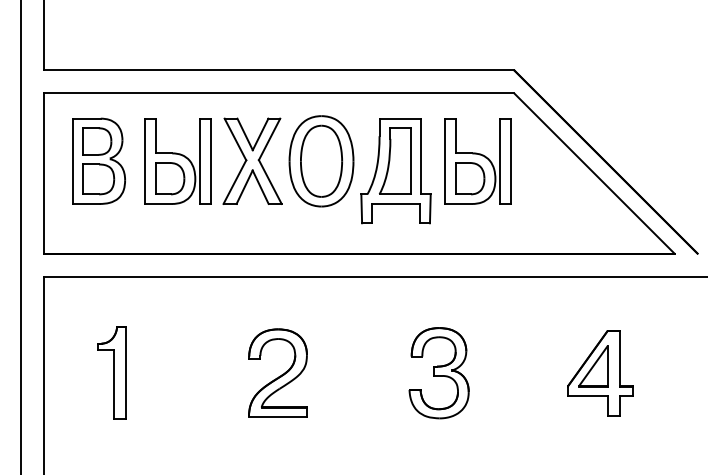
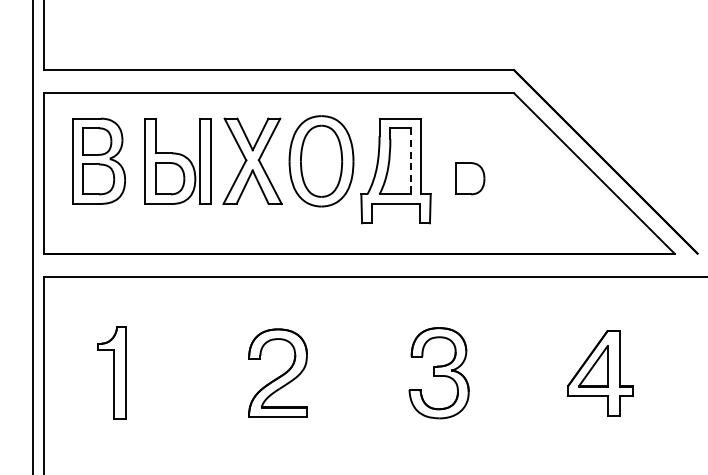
line: solid -> dashed (410, 161)
part: present -> none (477, 161)
line position: (21, 236) -> (33, 236) (33, 236)
